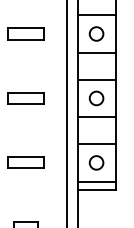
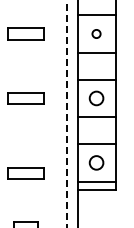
circle size: 17x16 px -> 11x10 px (96, 33)
line: solid -> dashed (66, 113)
part position: (25, 162) -> (25, 173) (25, 173)
